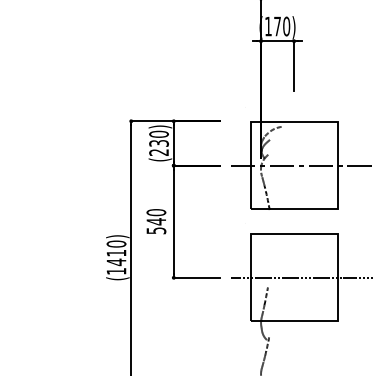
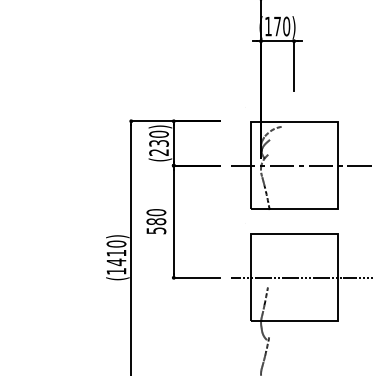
text: 540 -> 580 (156, 221)
